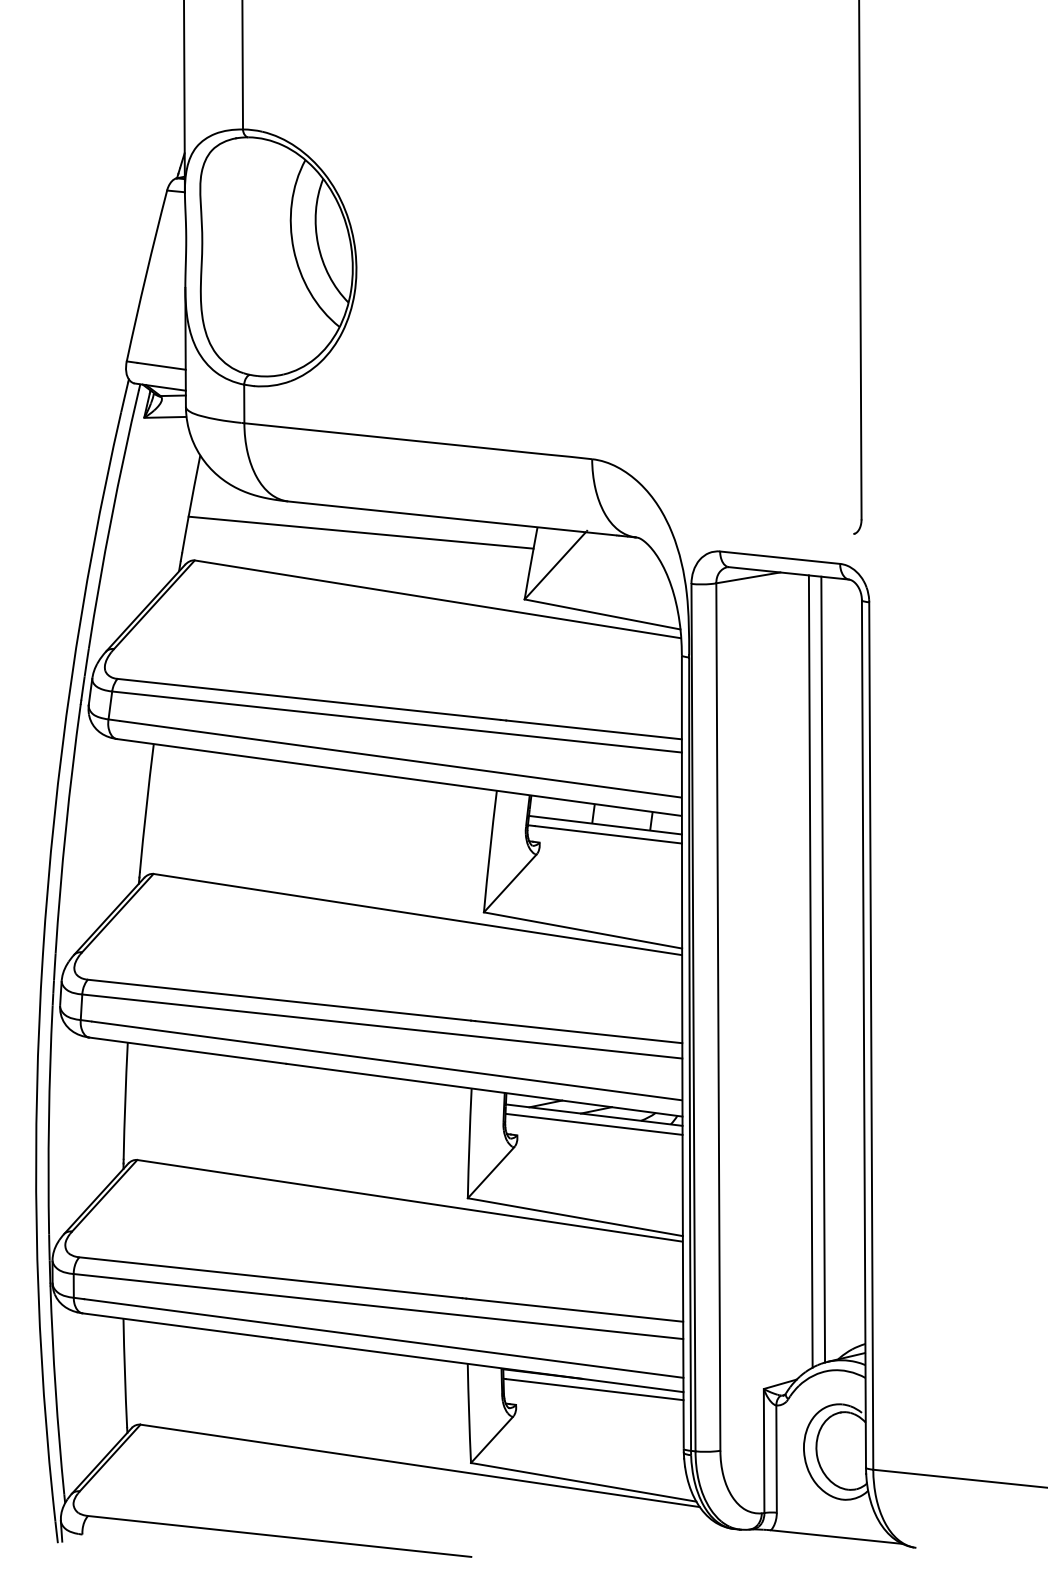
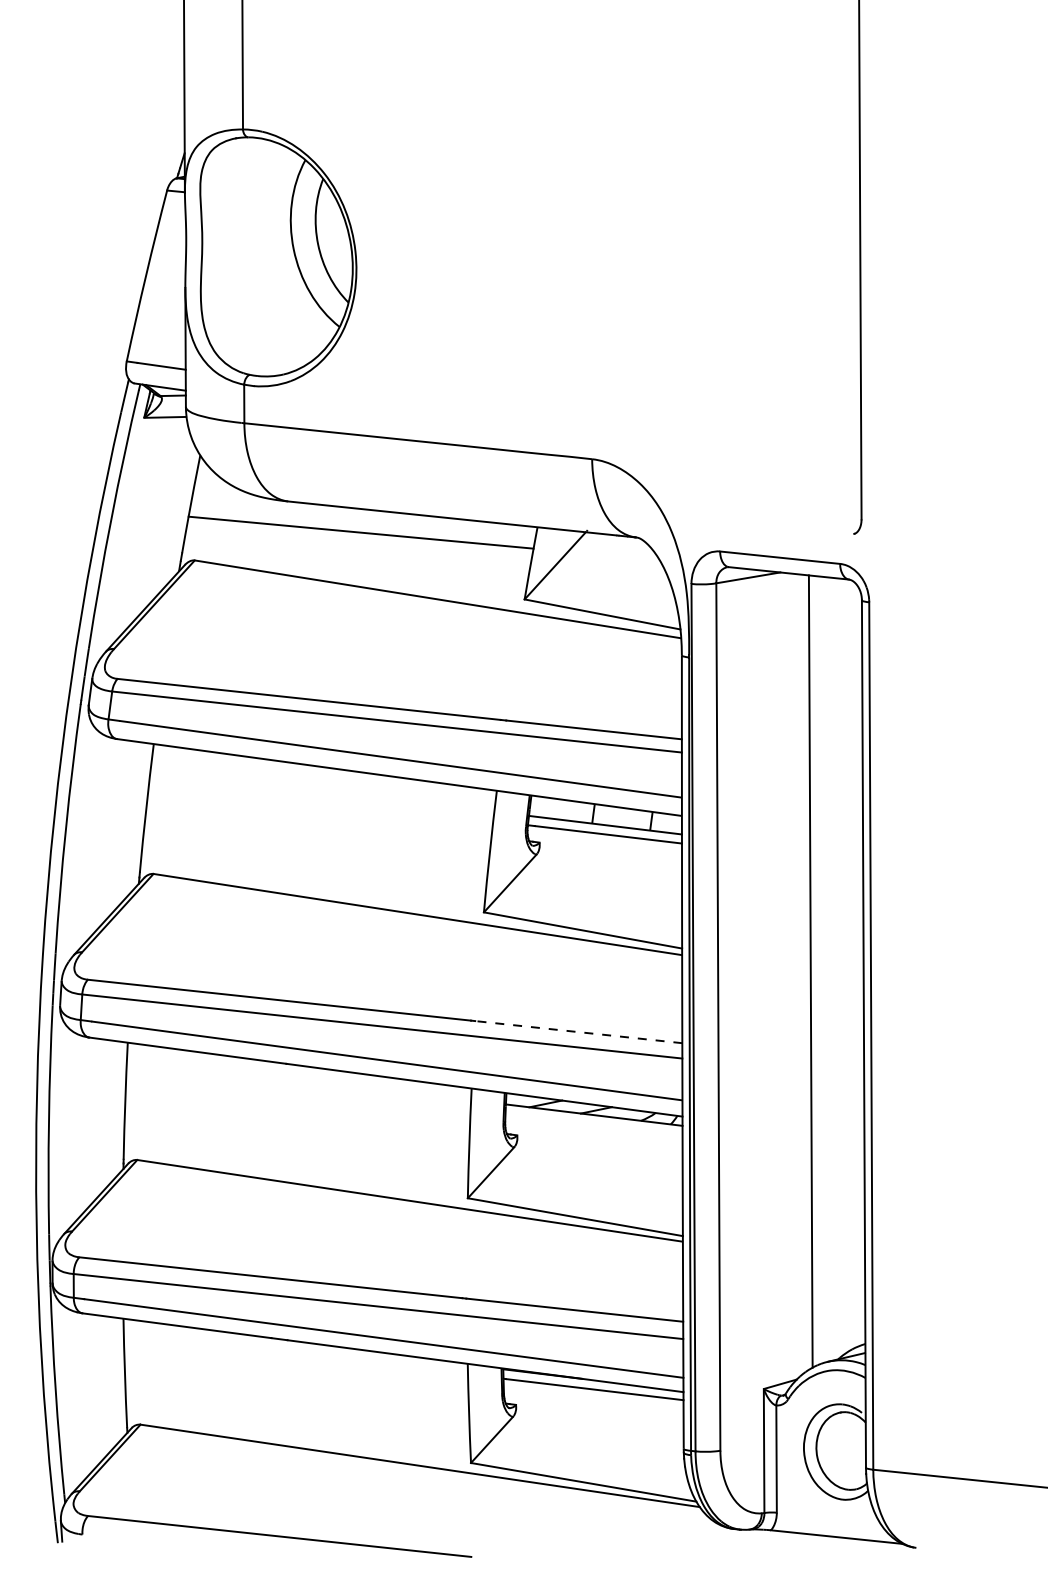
line: present -> none (823, 969)
line: solid -> dashed (578, 1032)
line: present -> none (594, 1123)
